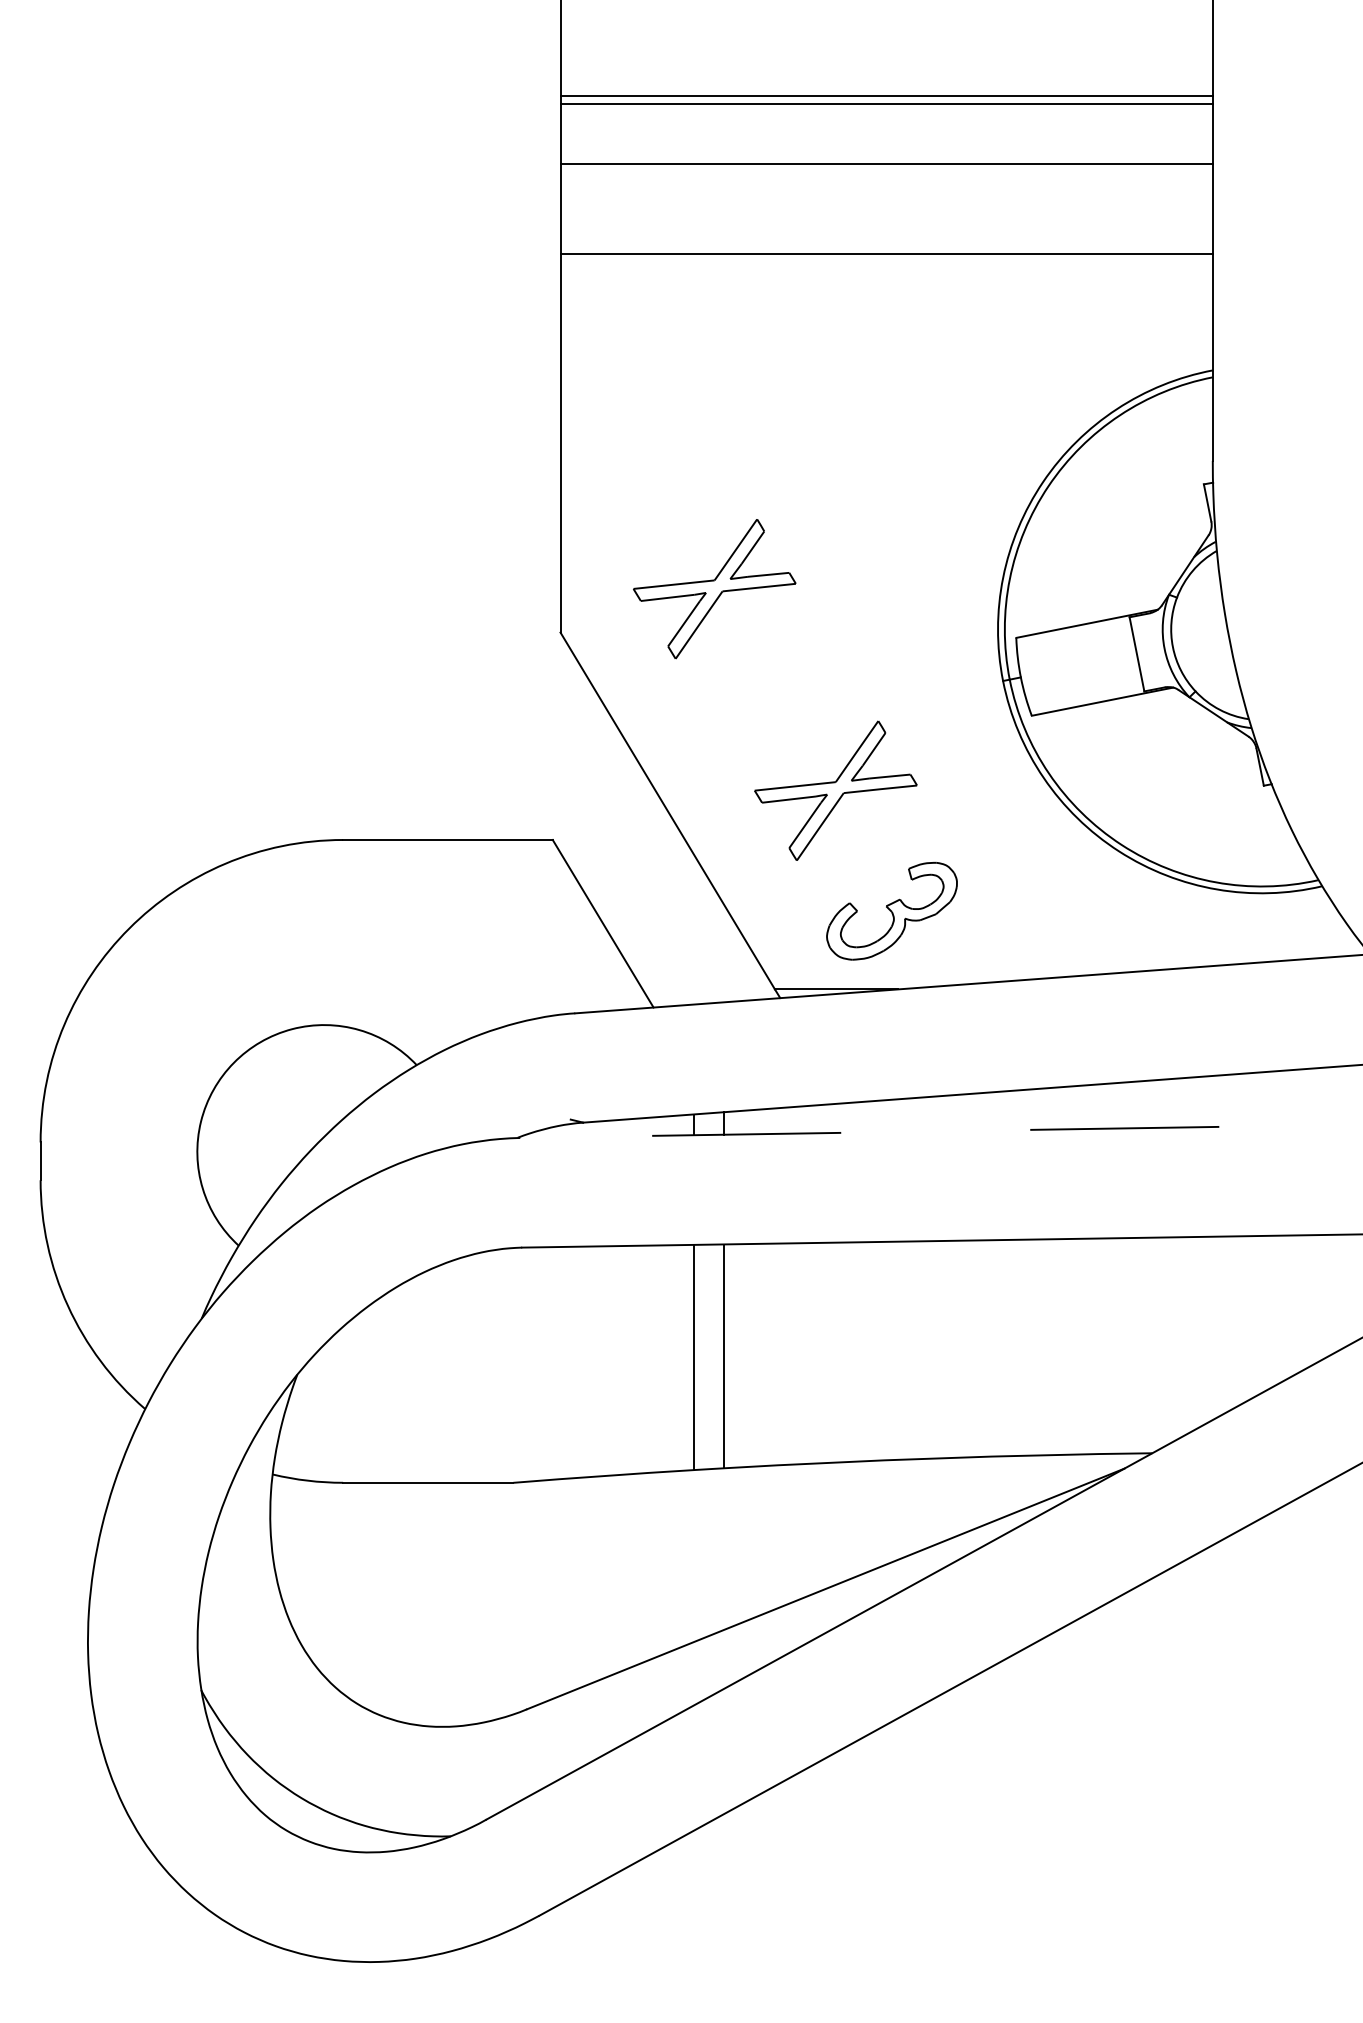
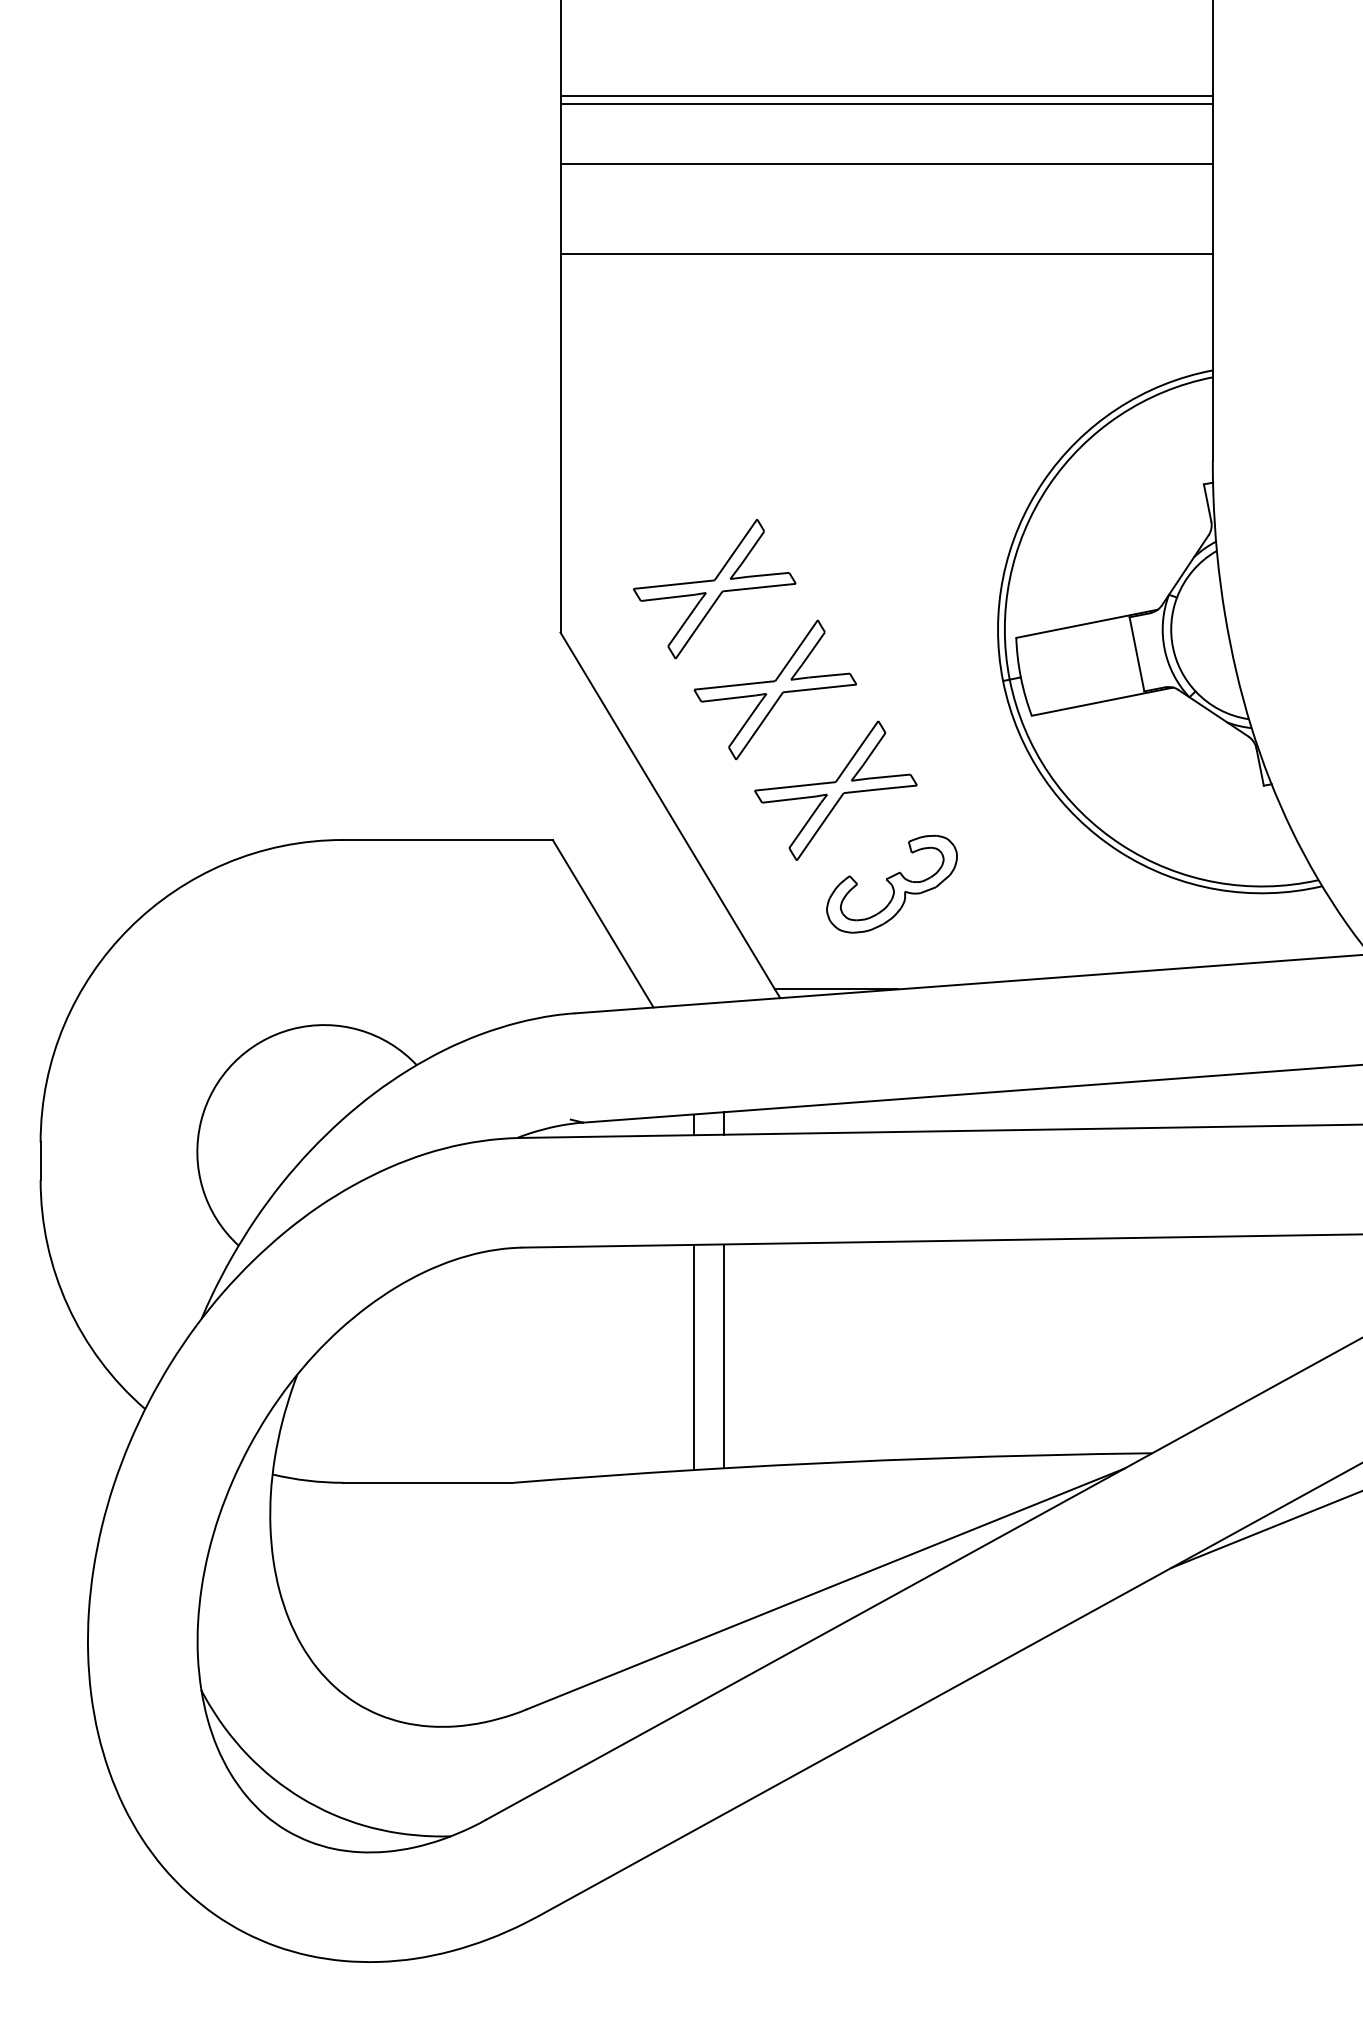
part: none -> present (774, 689)
part position: (891, 910) -> (891, 883) (891, 883)
line: dashed -> solid (940, 1131)
line: none -> present (1265, 1529)
